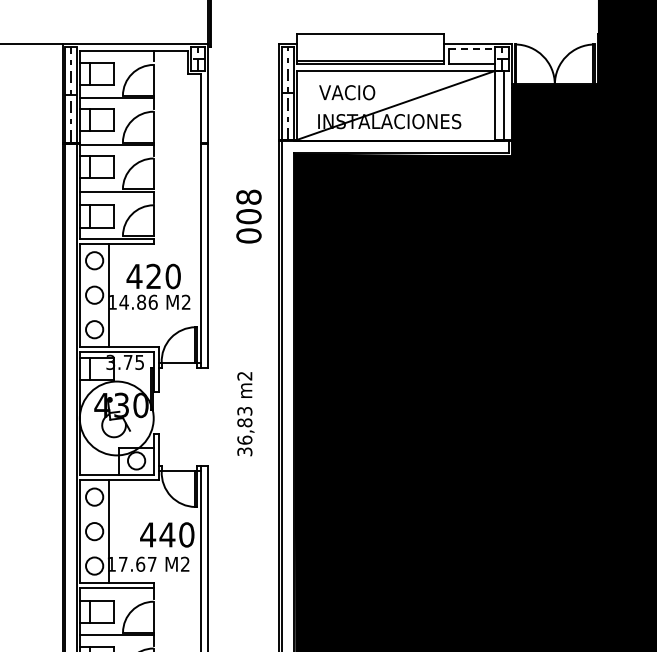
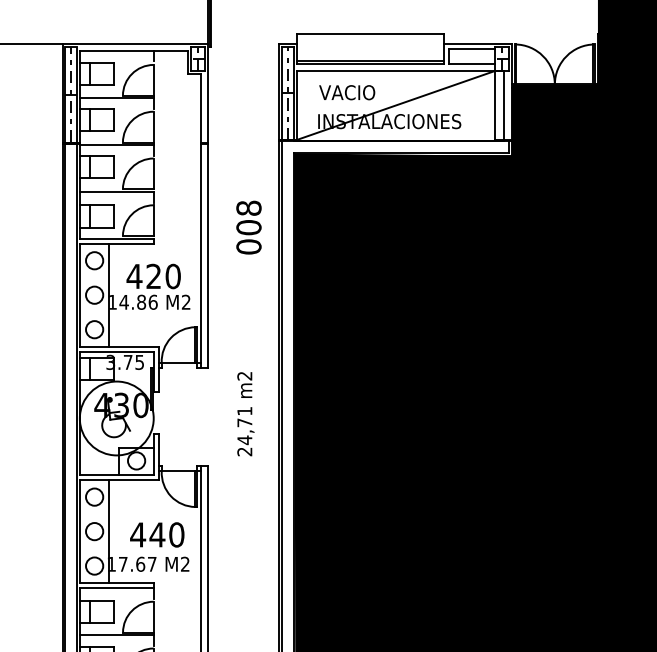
line: dashed -> solid (471, 49)
text position: (248, 216) -> (248, 227) (248, 227)
text: 36,83 -> 24,71 (244, 431)
text position: (167, 534) -> (157, 534) (157, 534)
